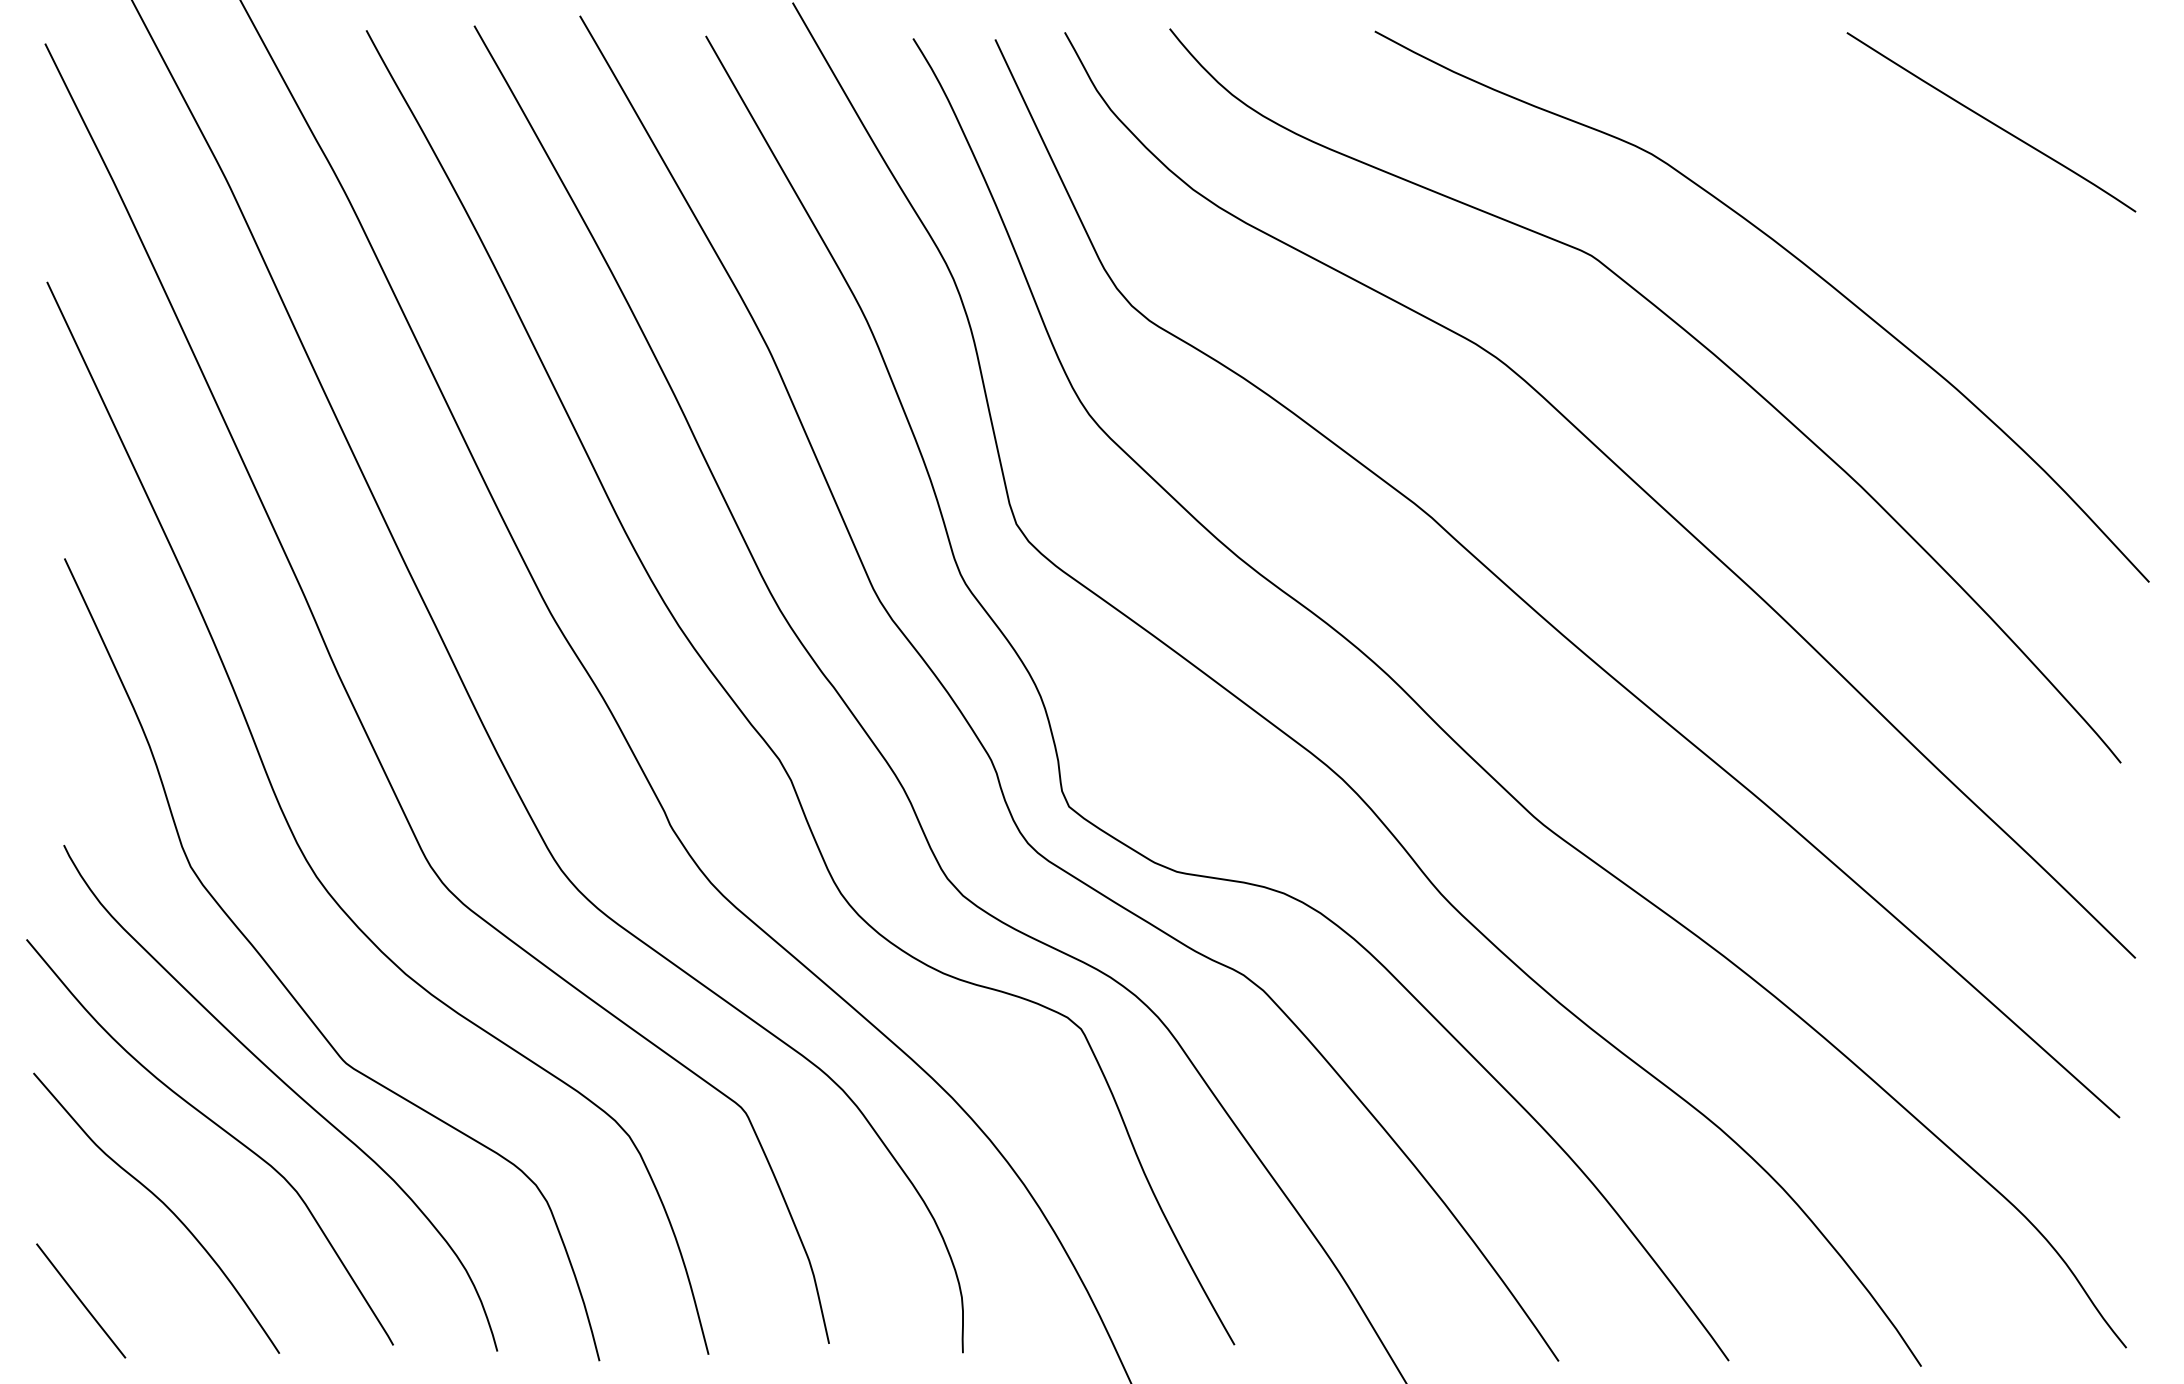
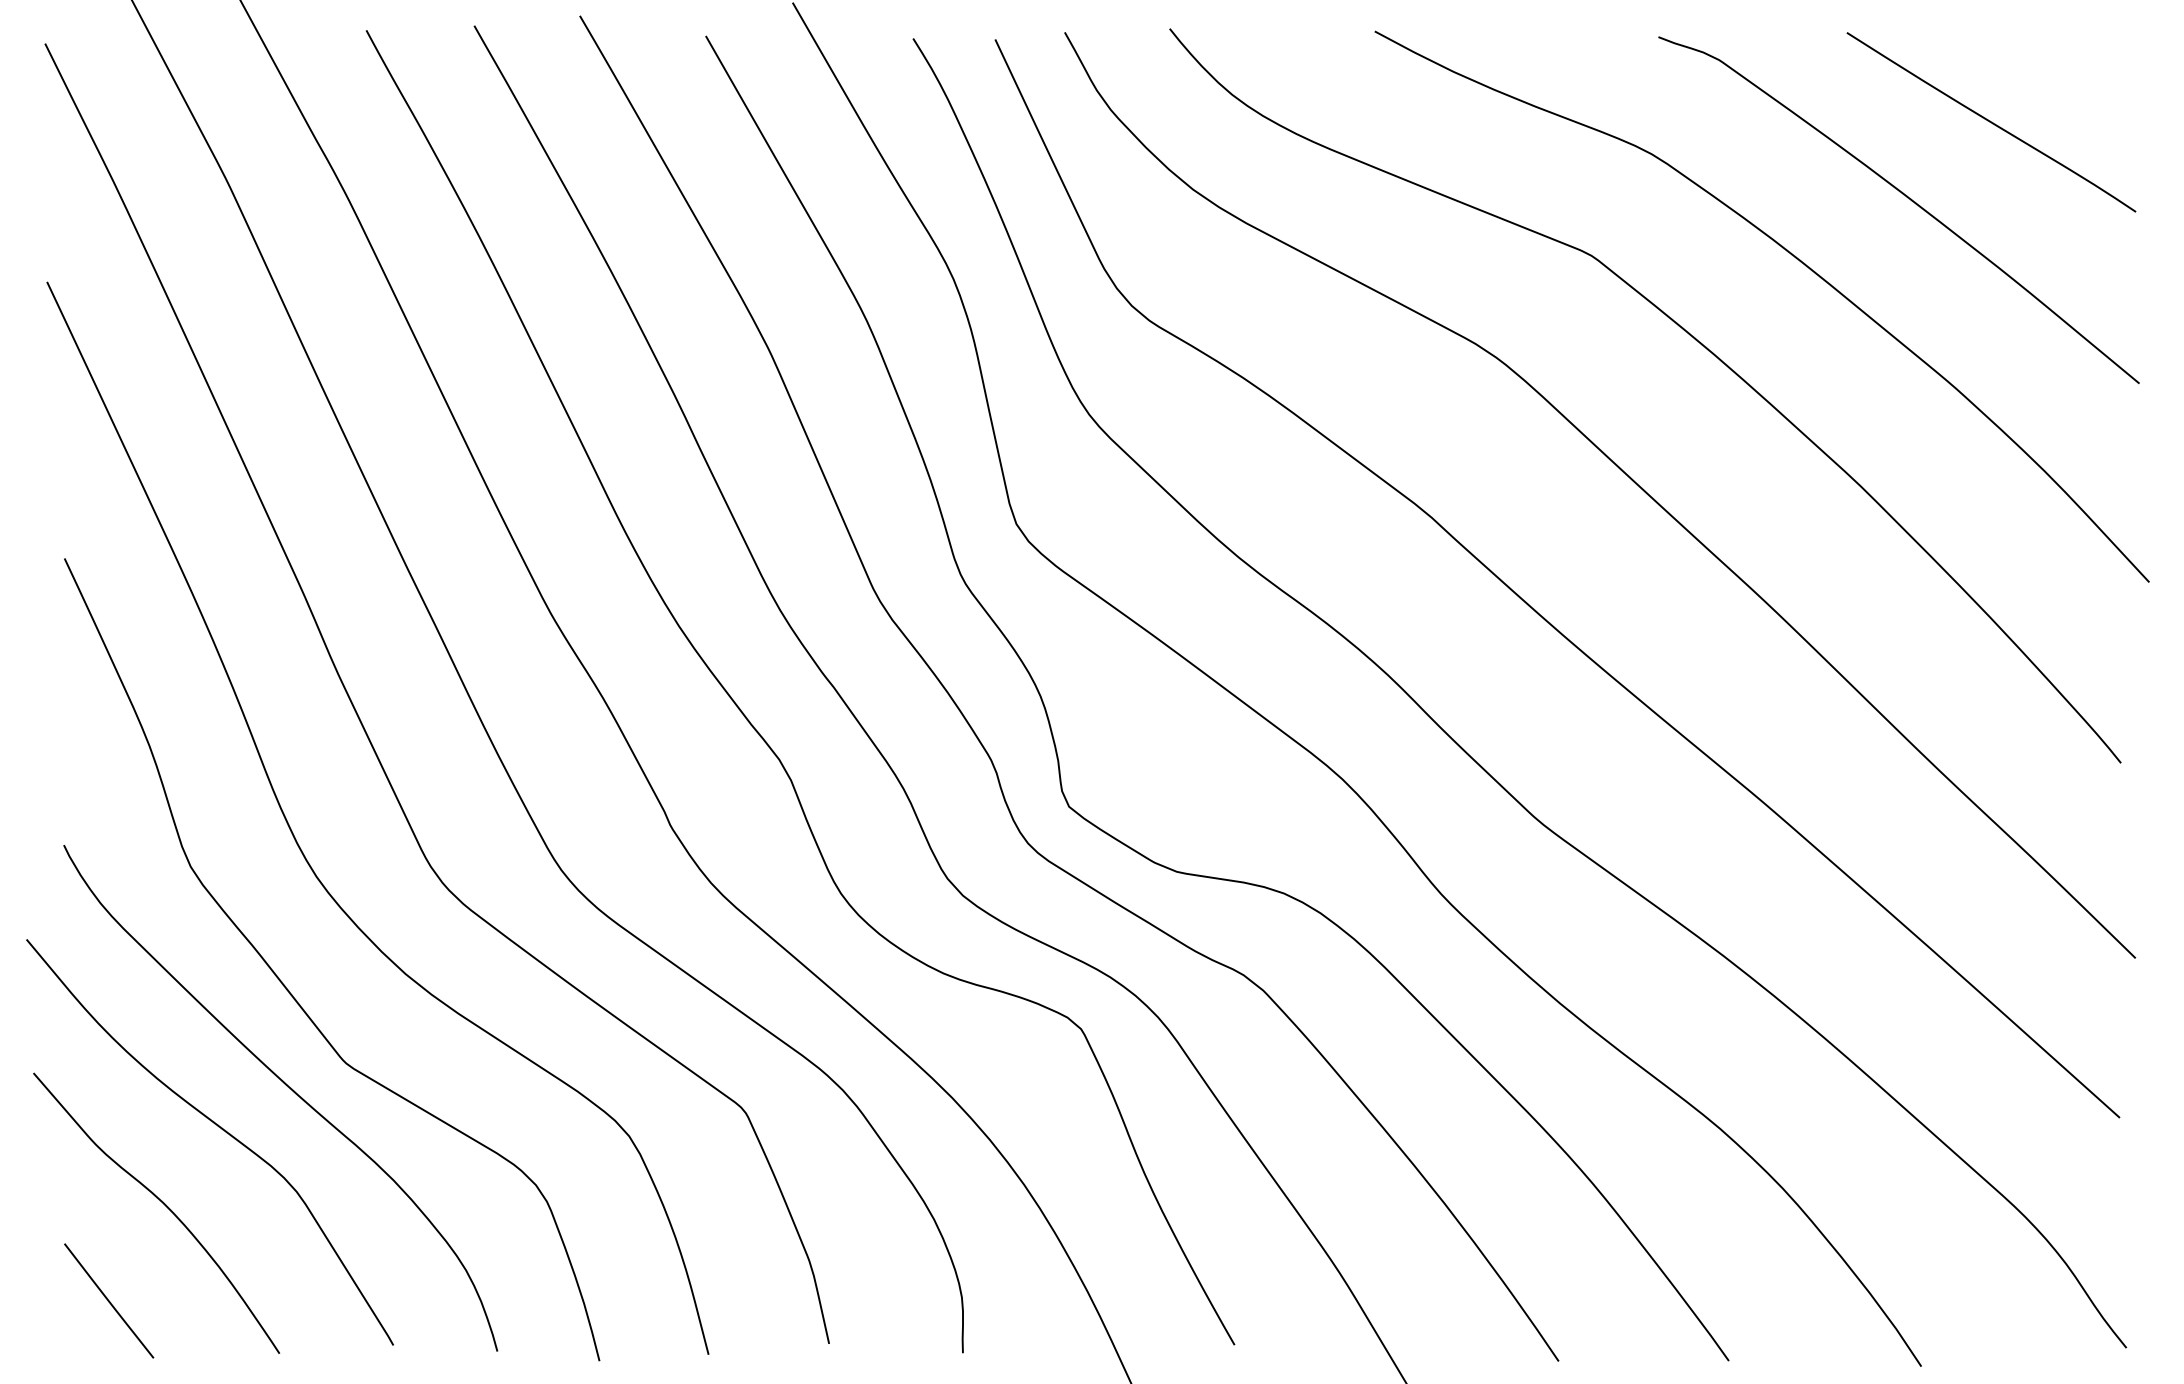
curve: none -> present (1907, 198)
line position: (81, 1300) -> (109, 1300) (109, 1300)
